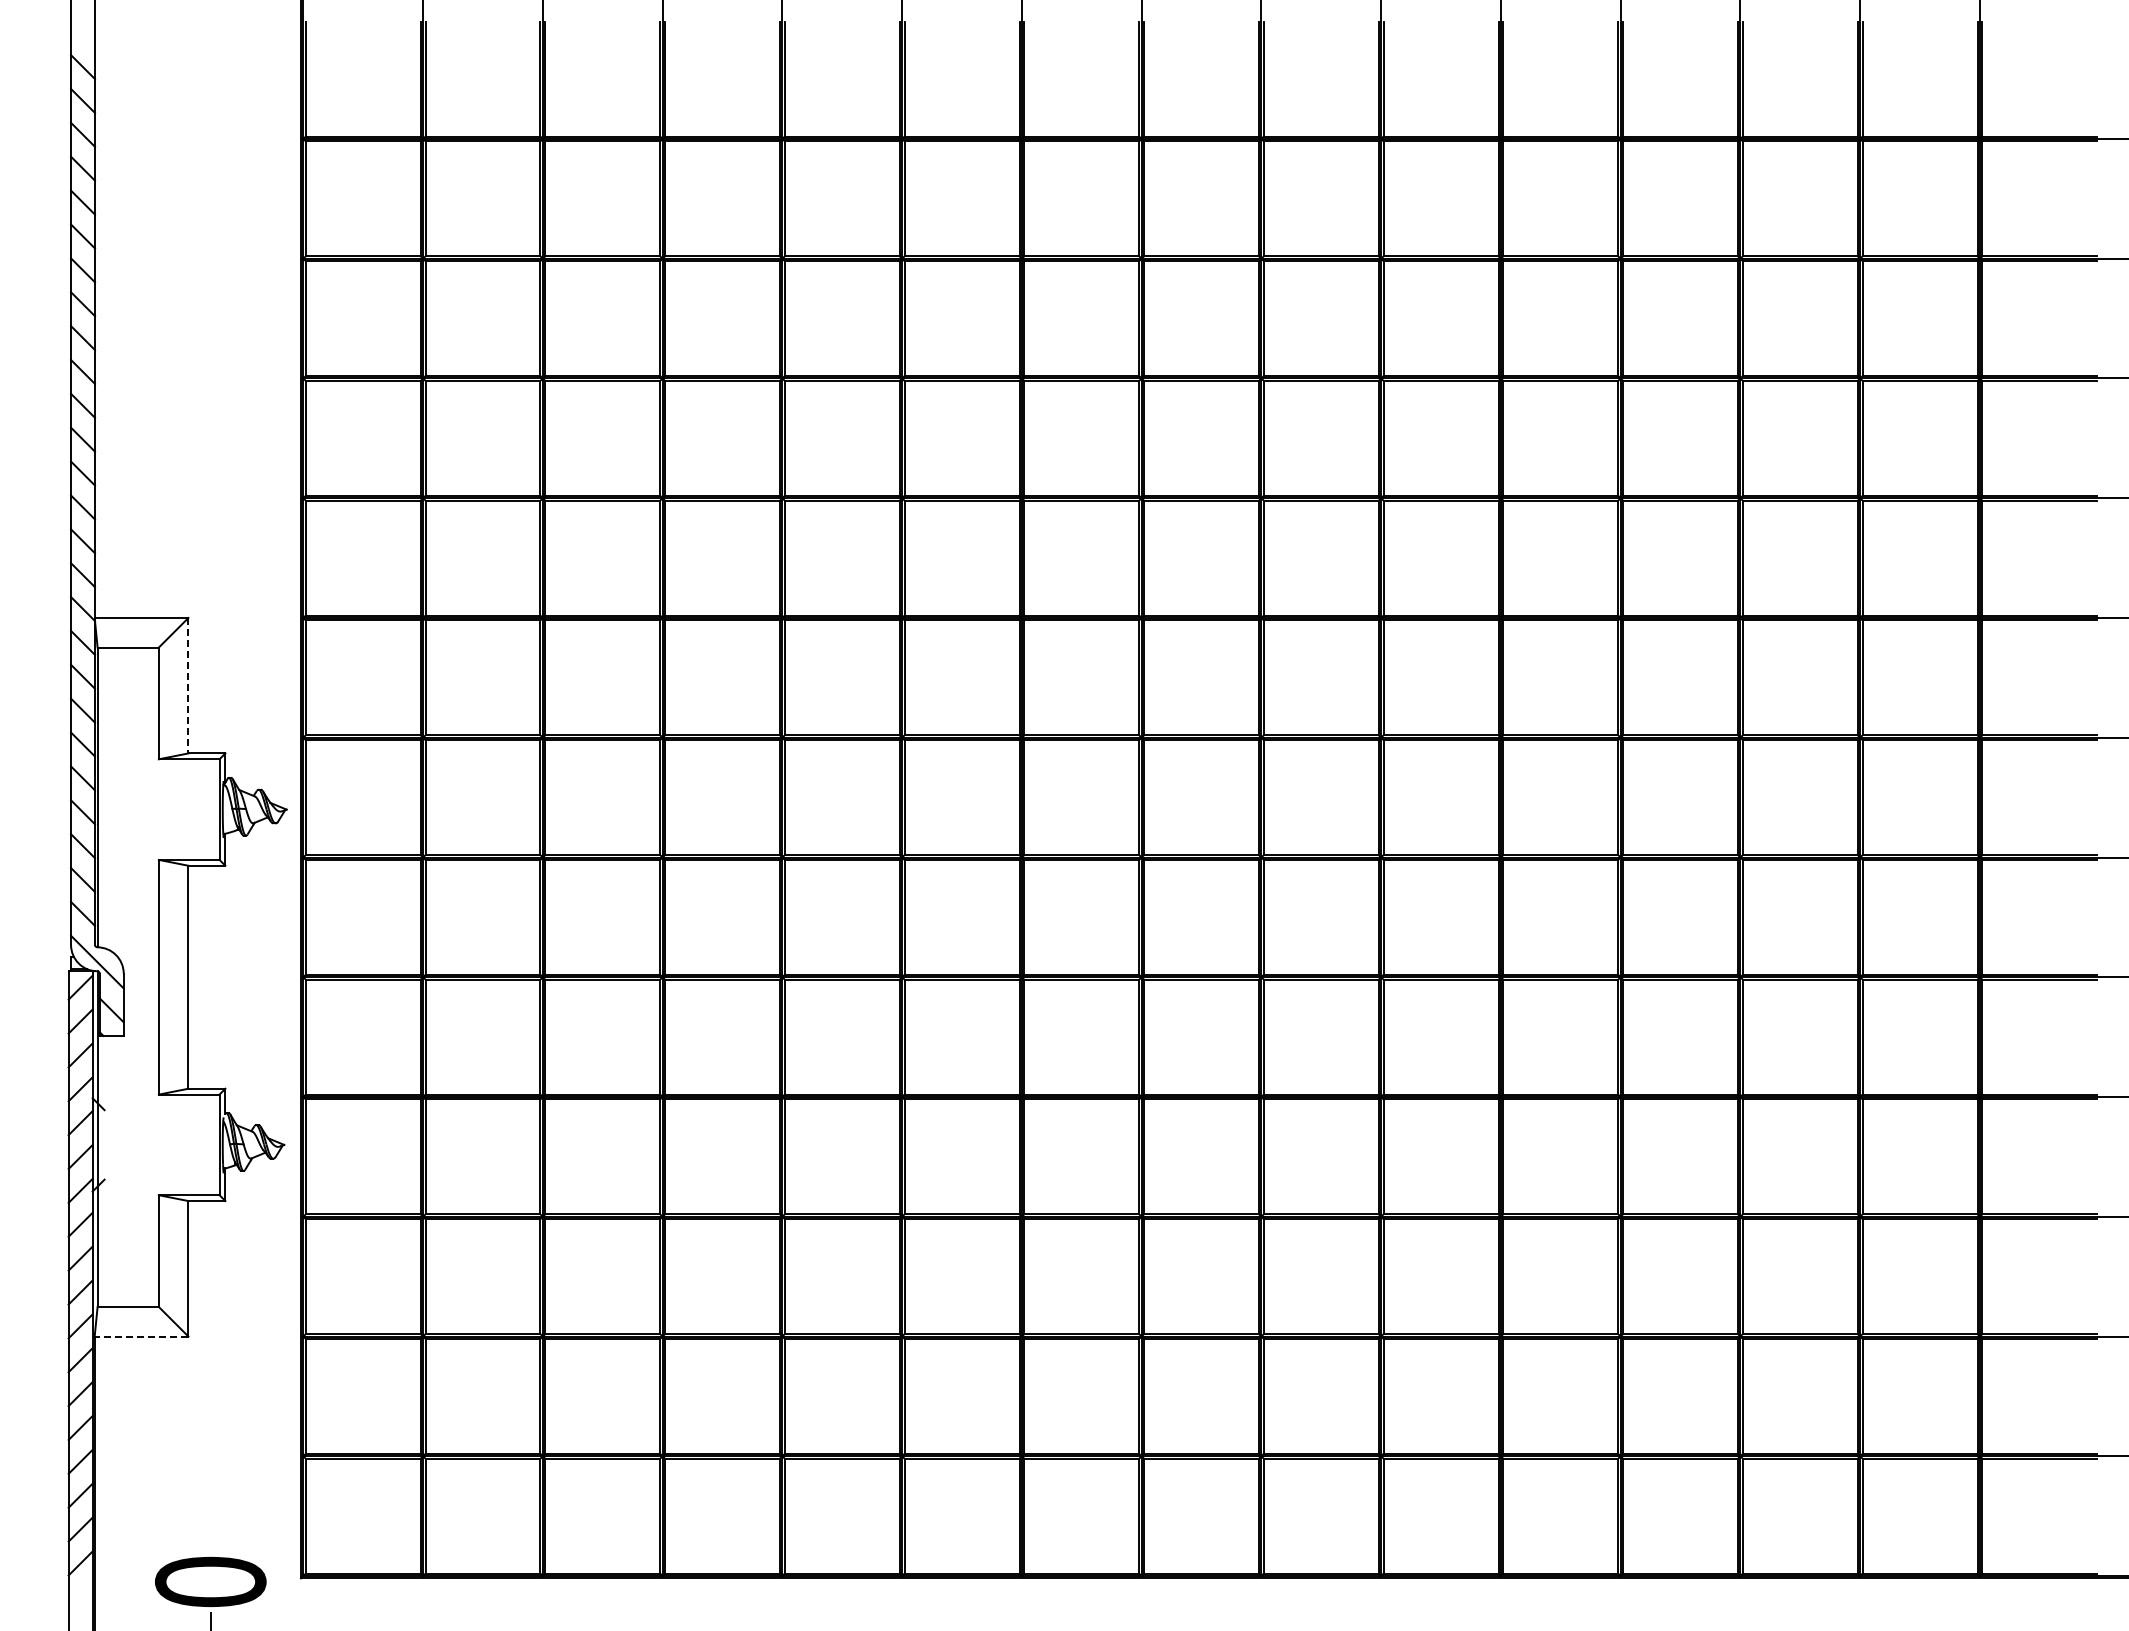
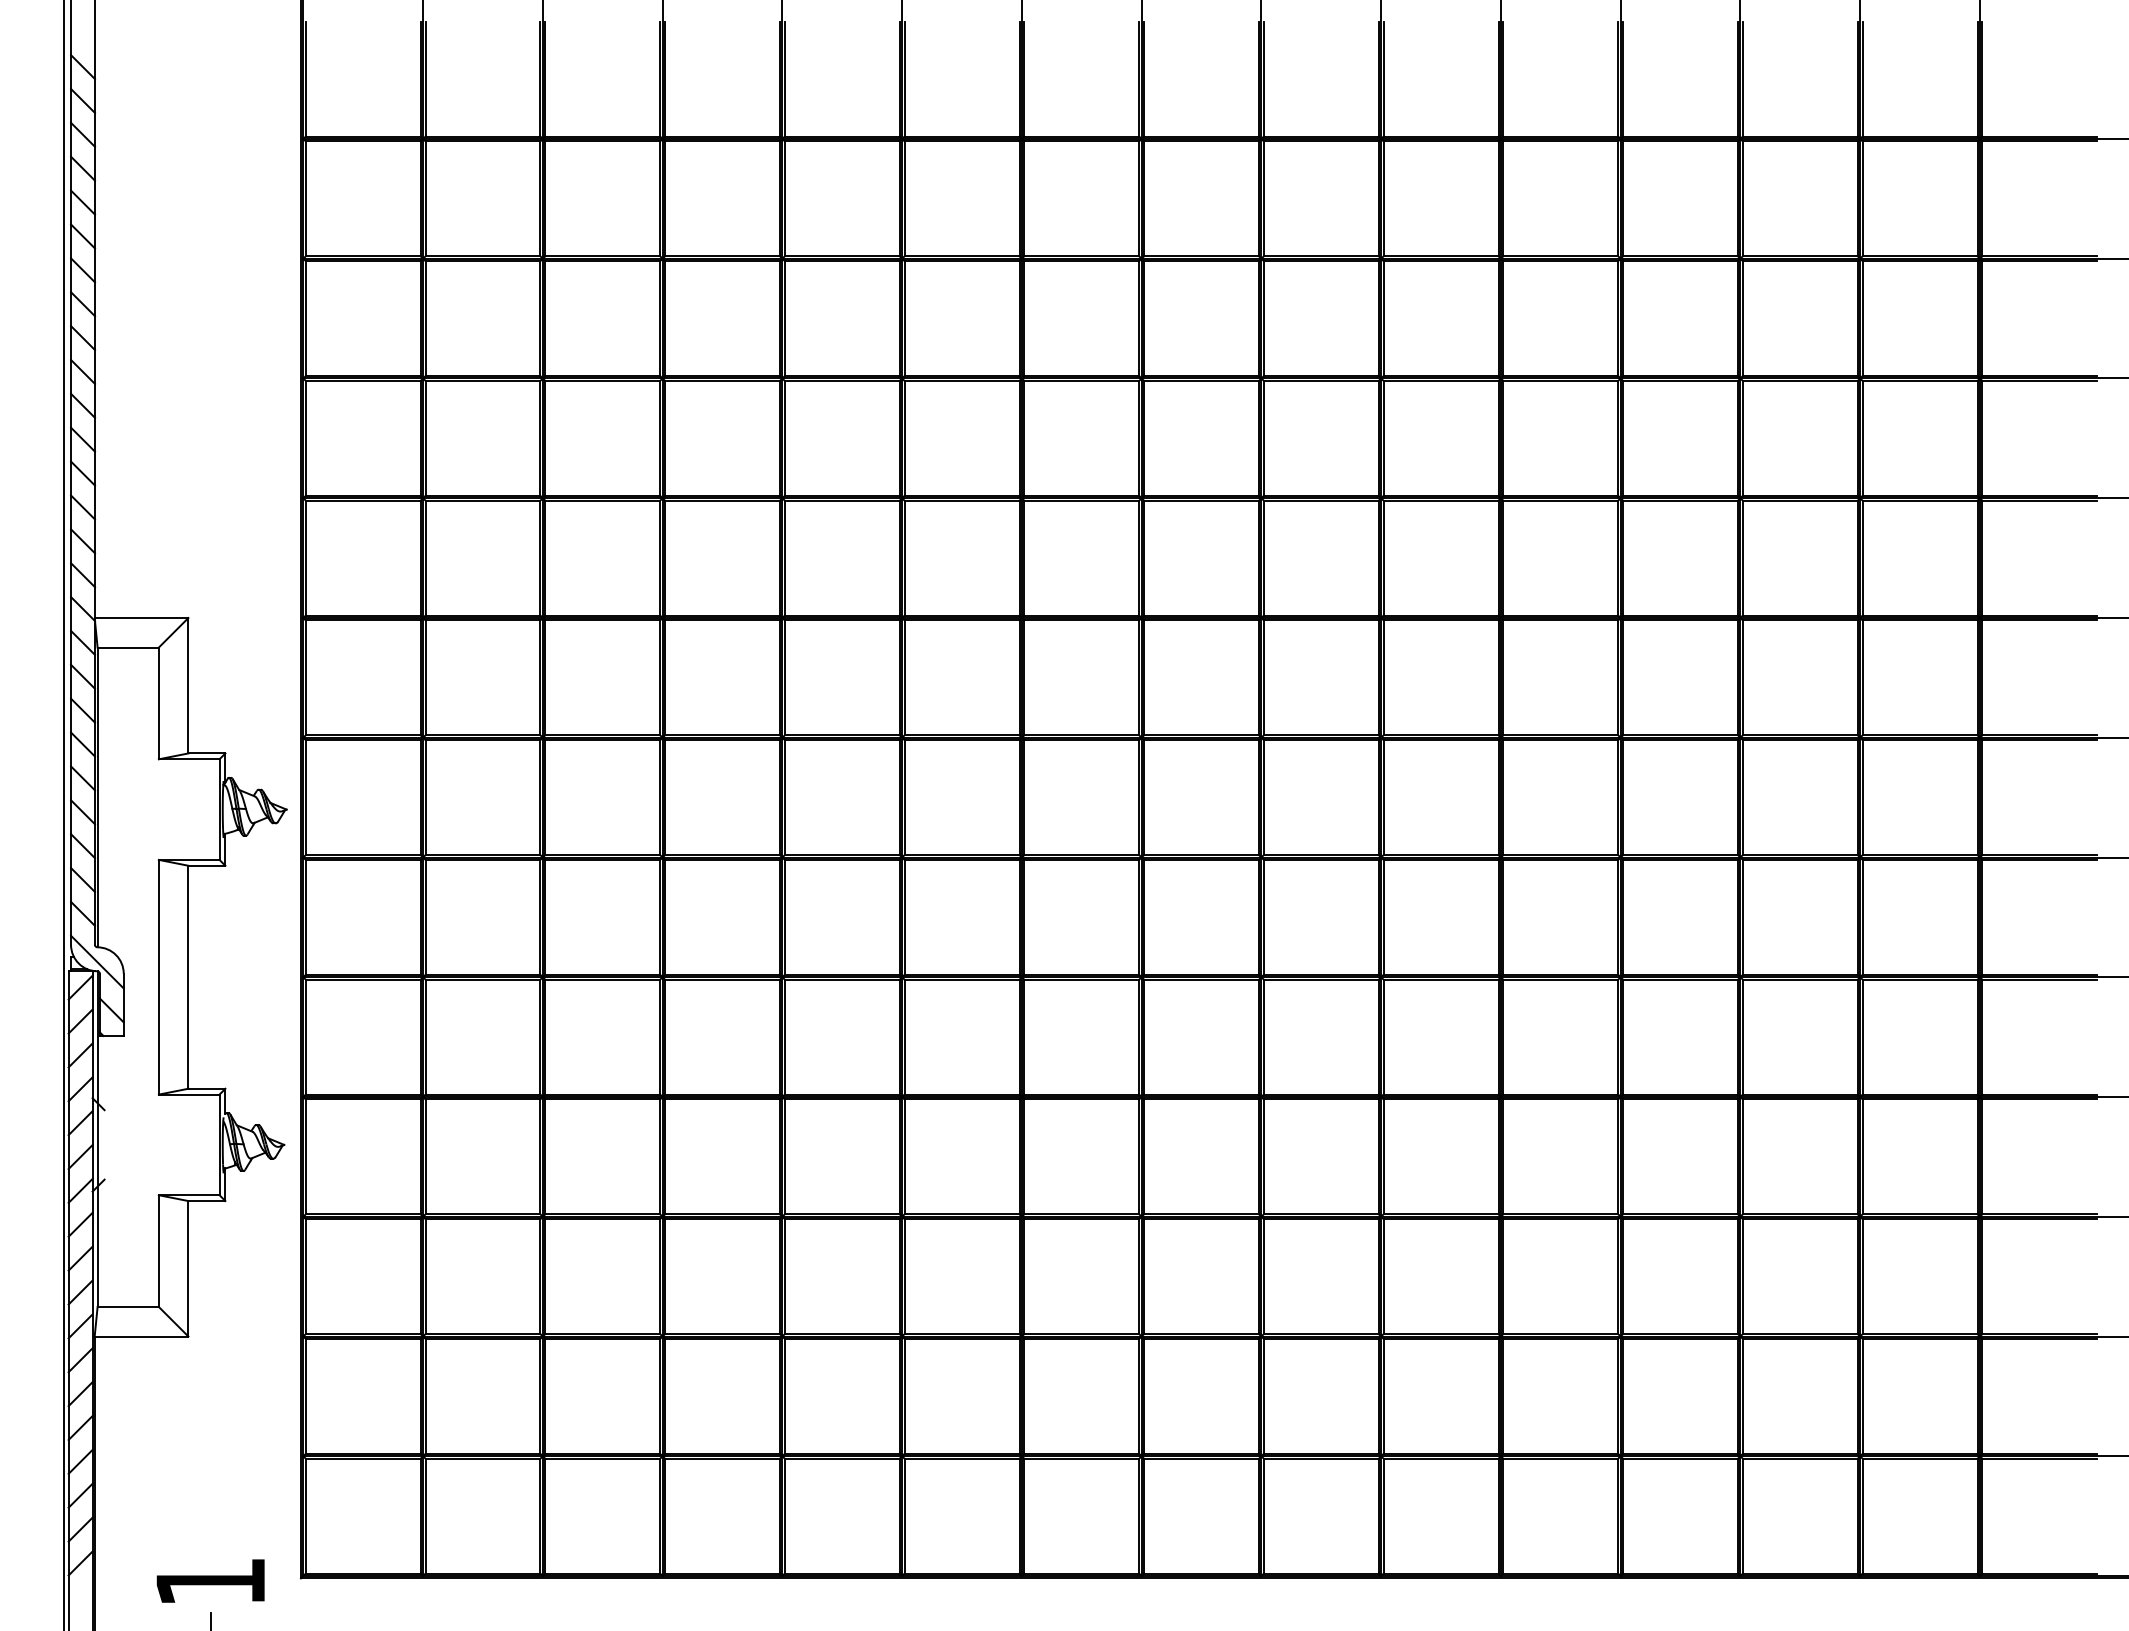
line: dashed -> solid (188, 685)
line: none -> present (63, 814)
line: dashed -> solid (141, 1336)
text: 0 -> 1 (210, 1581)
